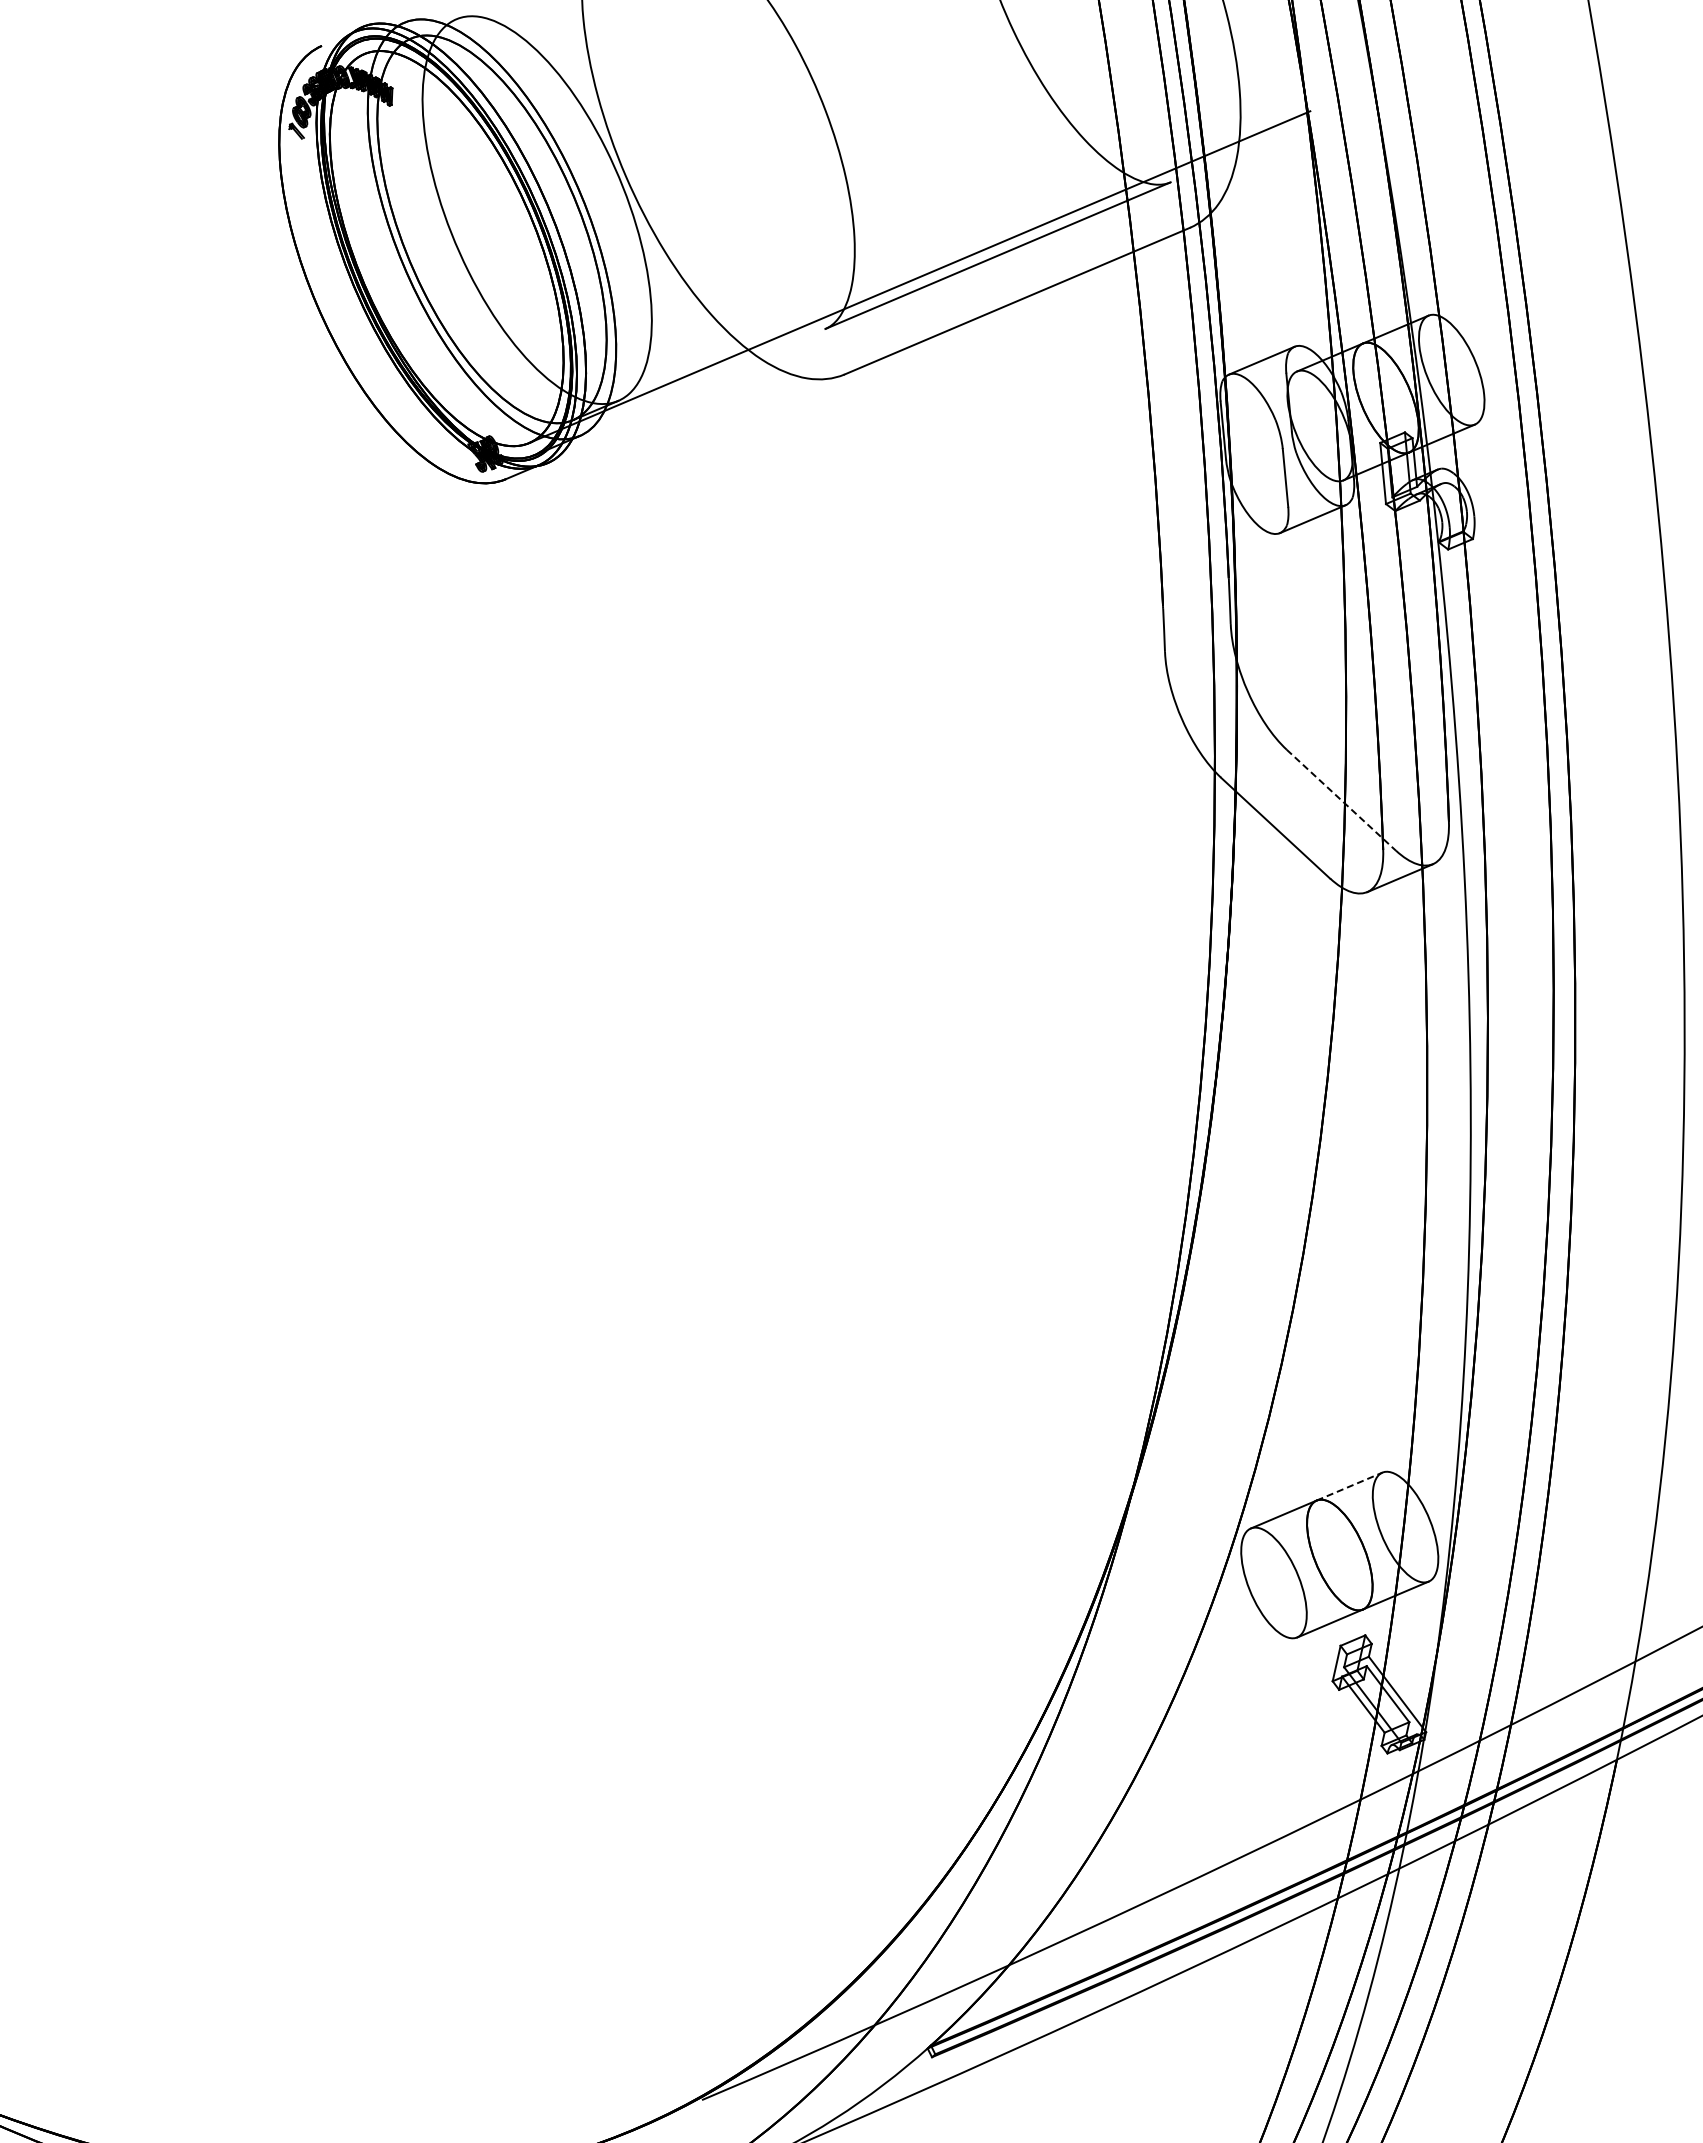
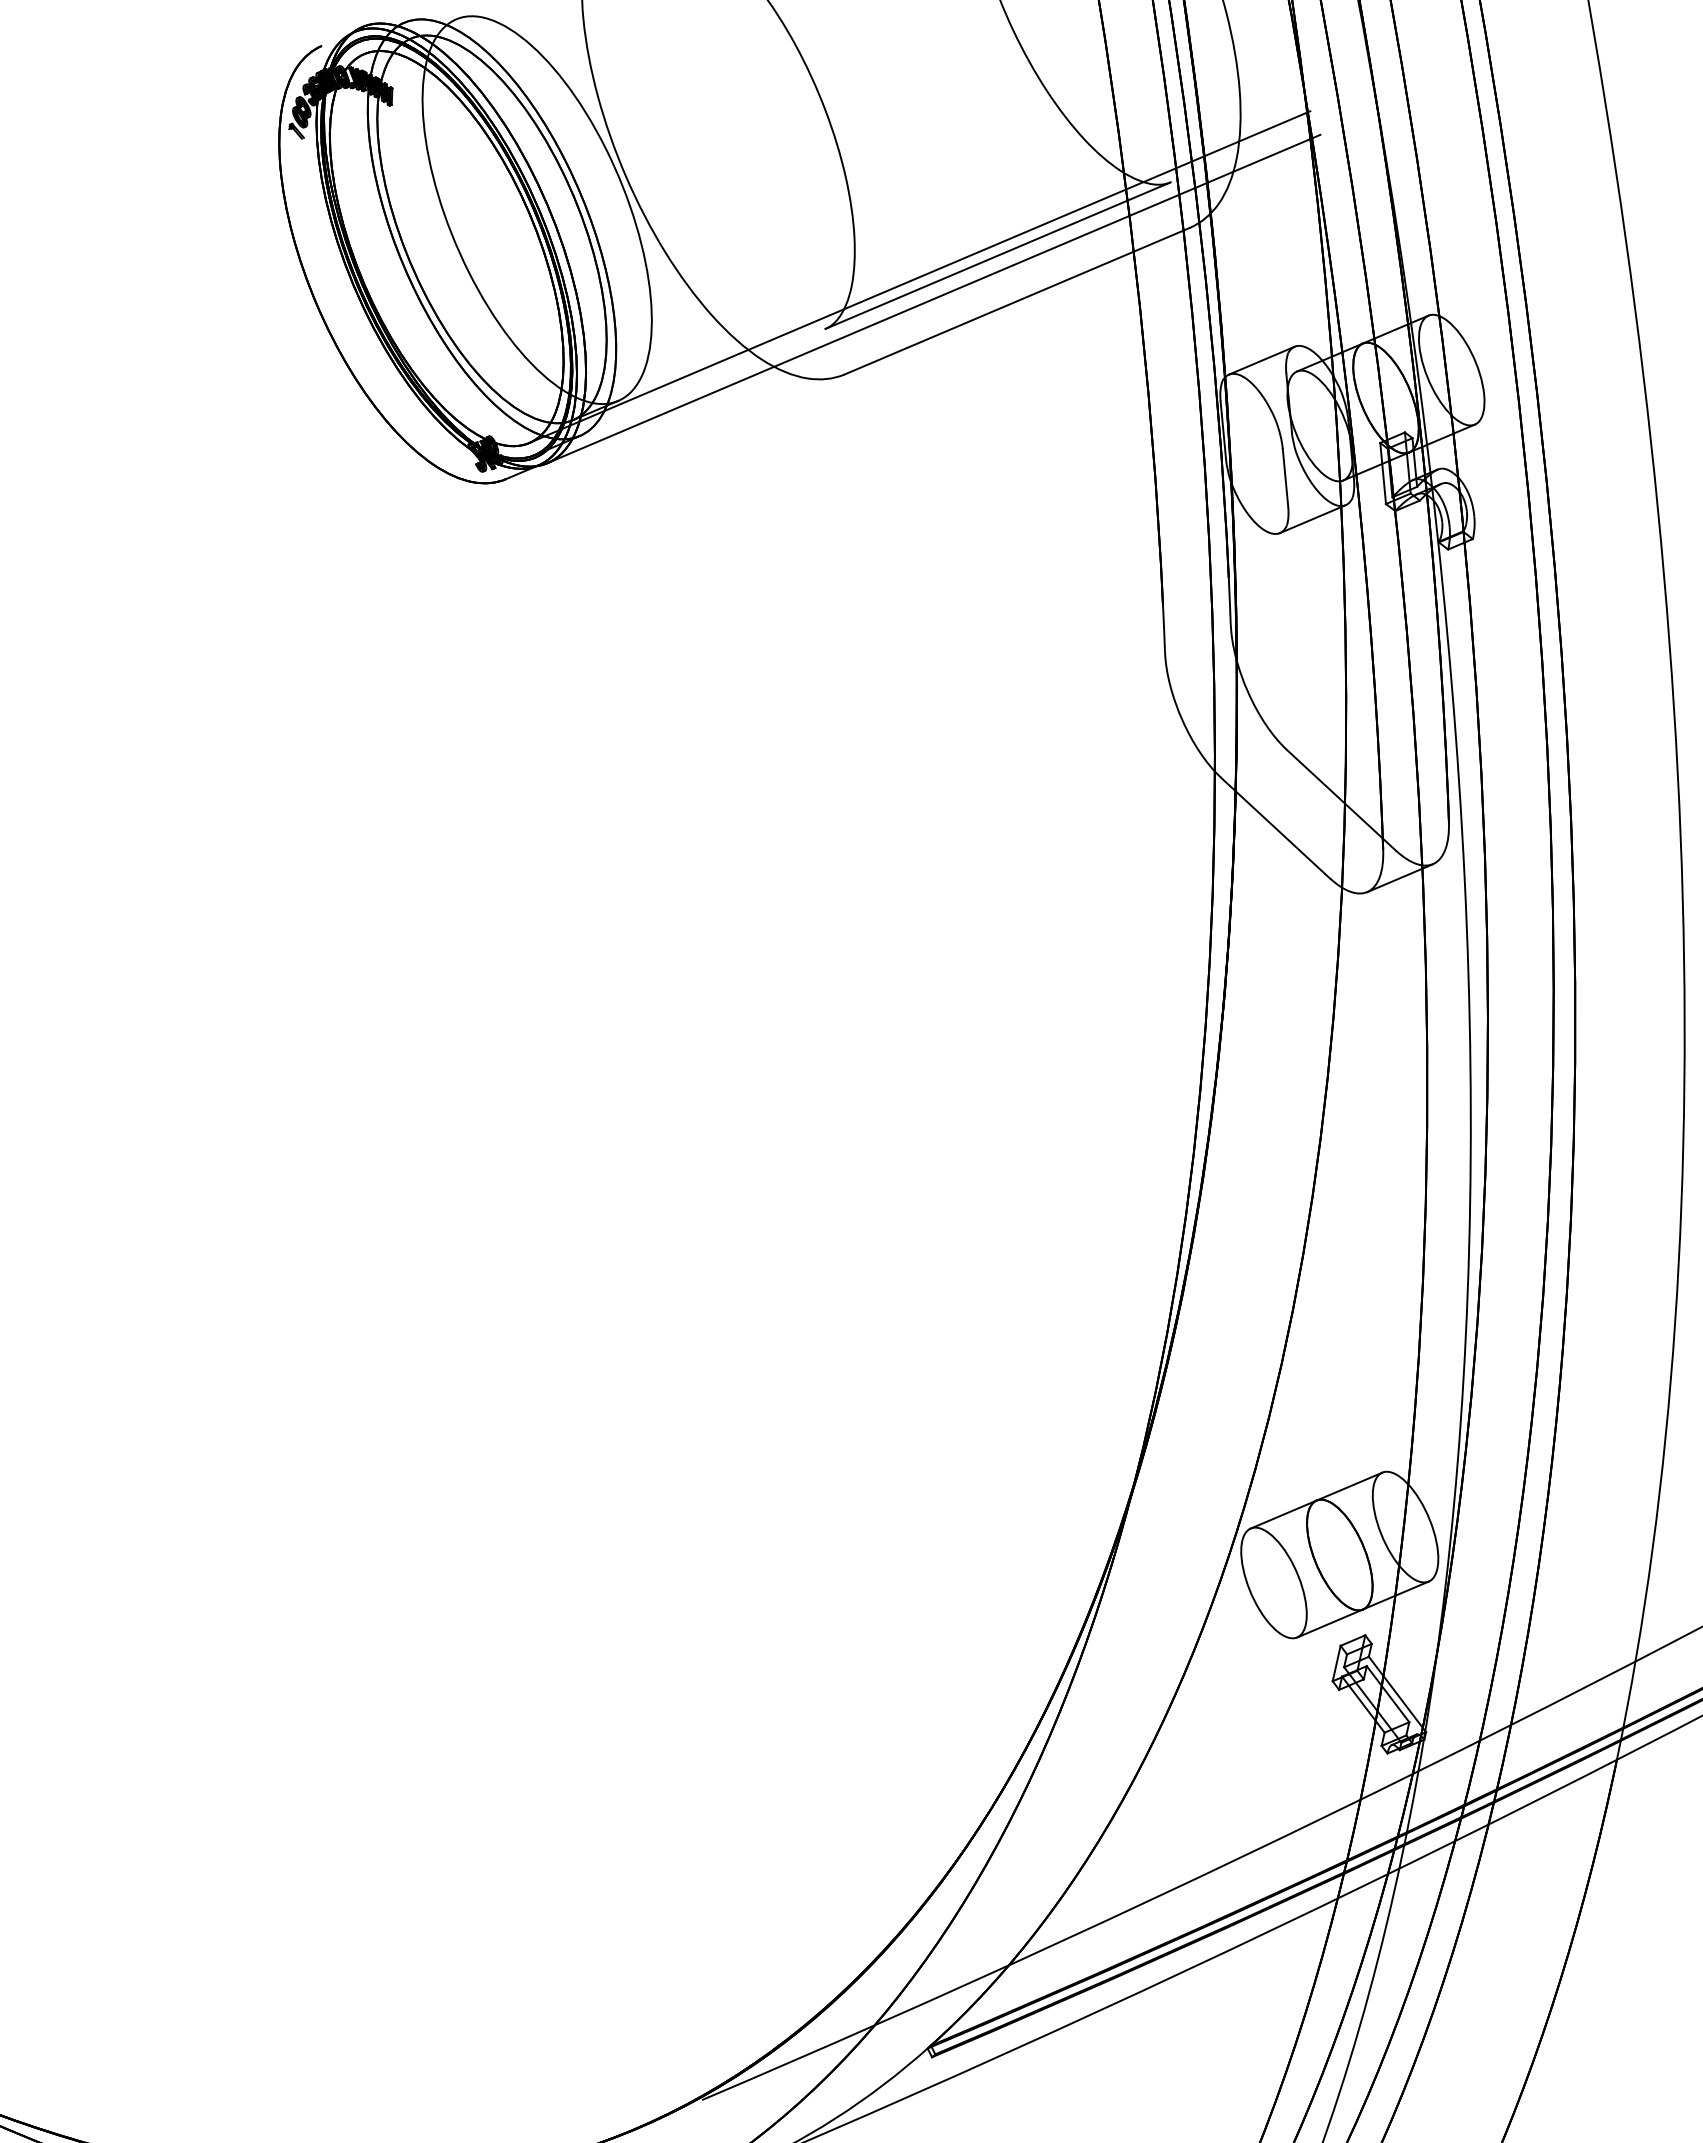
line: none -> present (933, 298)
line: dashed -> solid (1341, 800)
line: dashed -> solid (1349, 1486)
